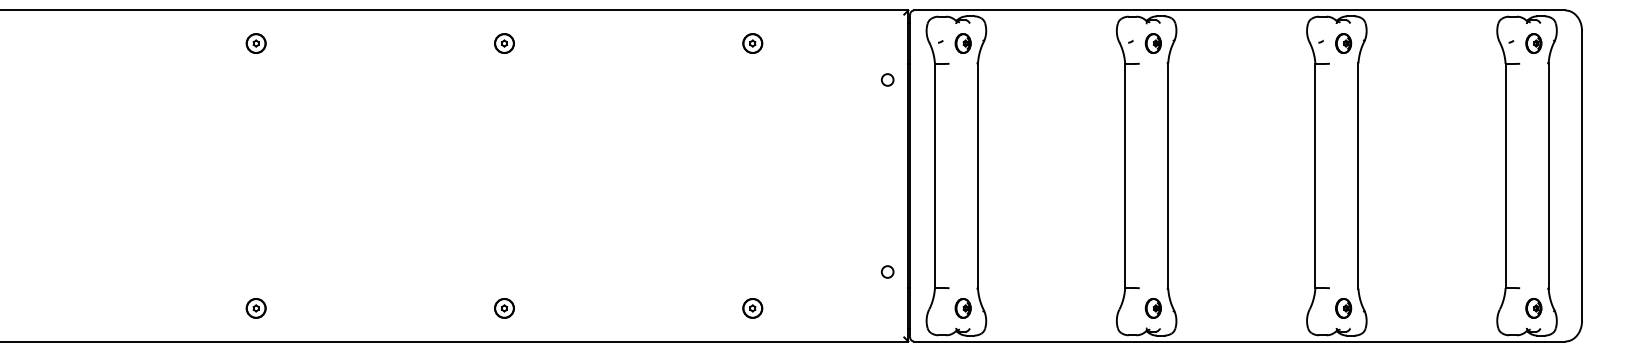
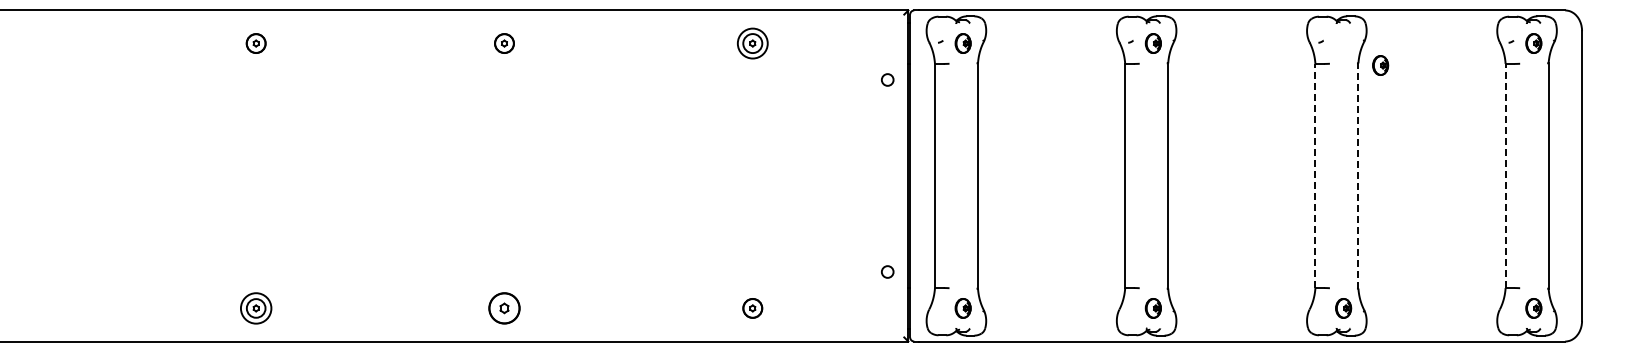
circle diameter: 19 px -> 30 px (752, 43)
part position: (1343, 43) -> (1380, 65) (1380, 65)
line: solid -> dashed (1315, 175)
line: solid -> dashed (1505, 175)
line: solid -> dashed (1358, 176)
circle diameter: 19 px -> 30 px (255, 308)
part size: 21x21 px -> 33x33 px (504, 308)
